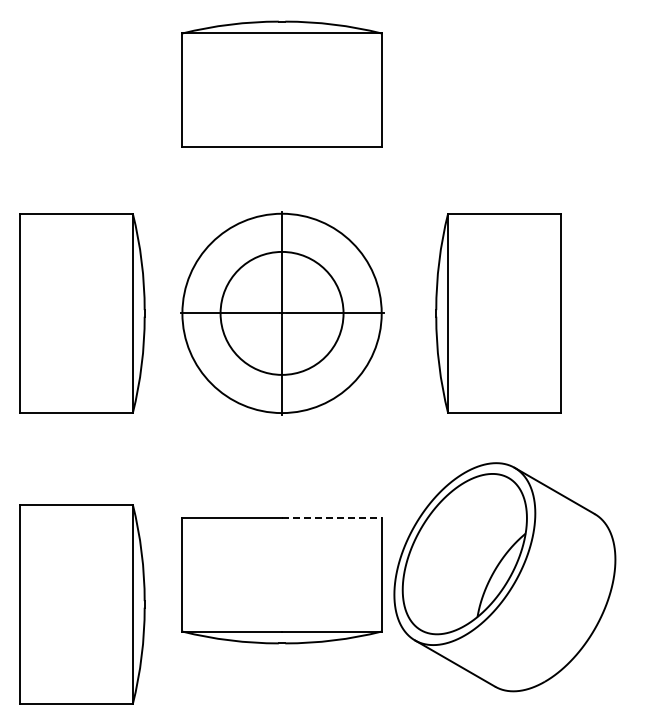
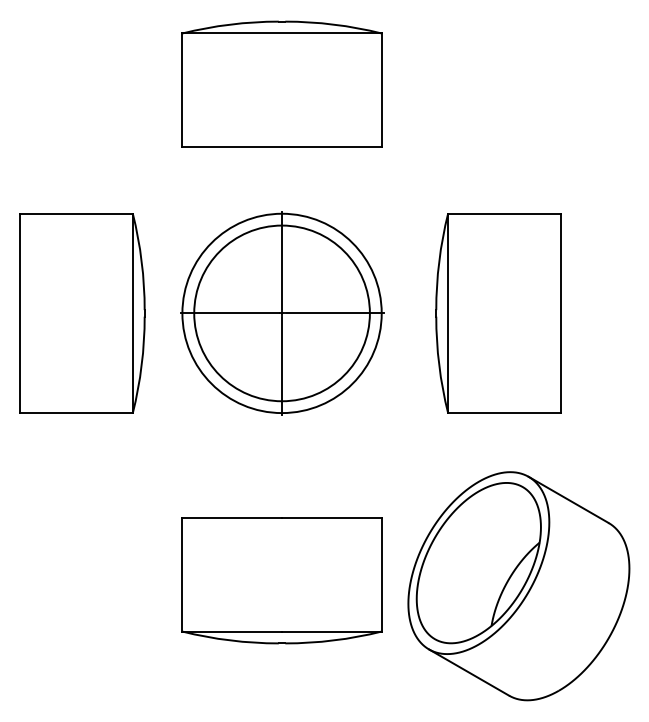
circle diameter: 123 px -> 176 px (281, 313)
line: dashed -> solid (331, 518)
part position: (504, 577) -> (518, 586) (518, 586)
part: present -> none (82, 604)
